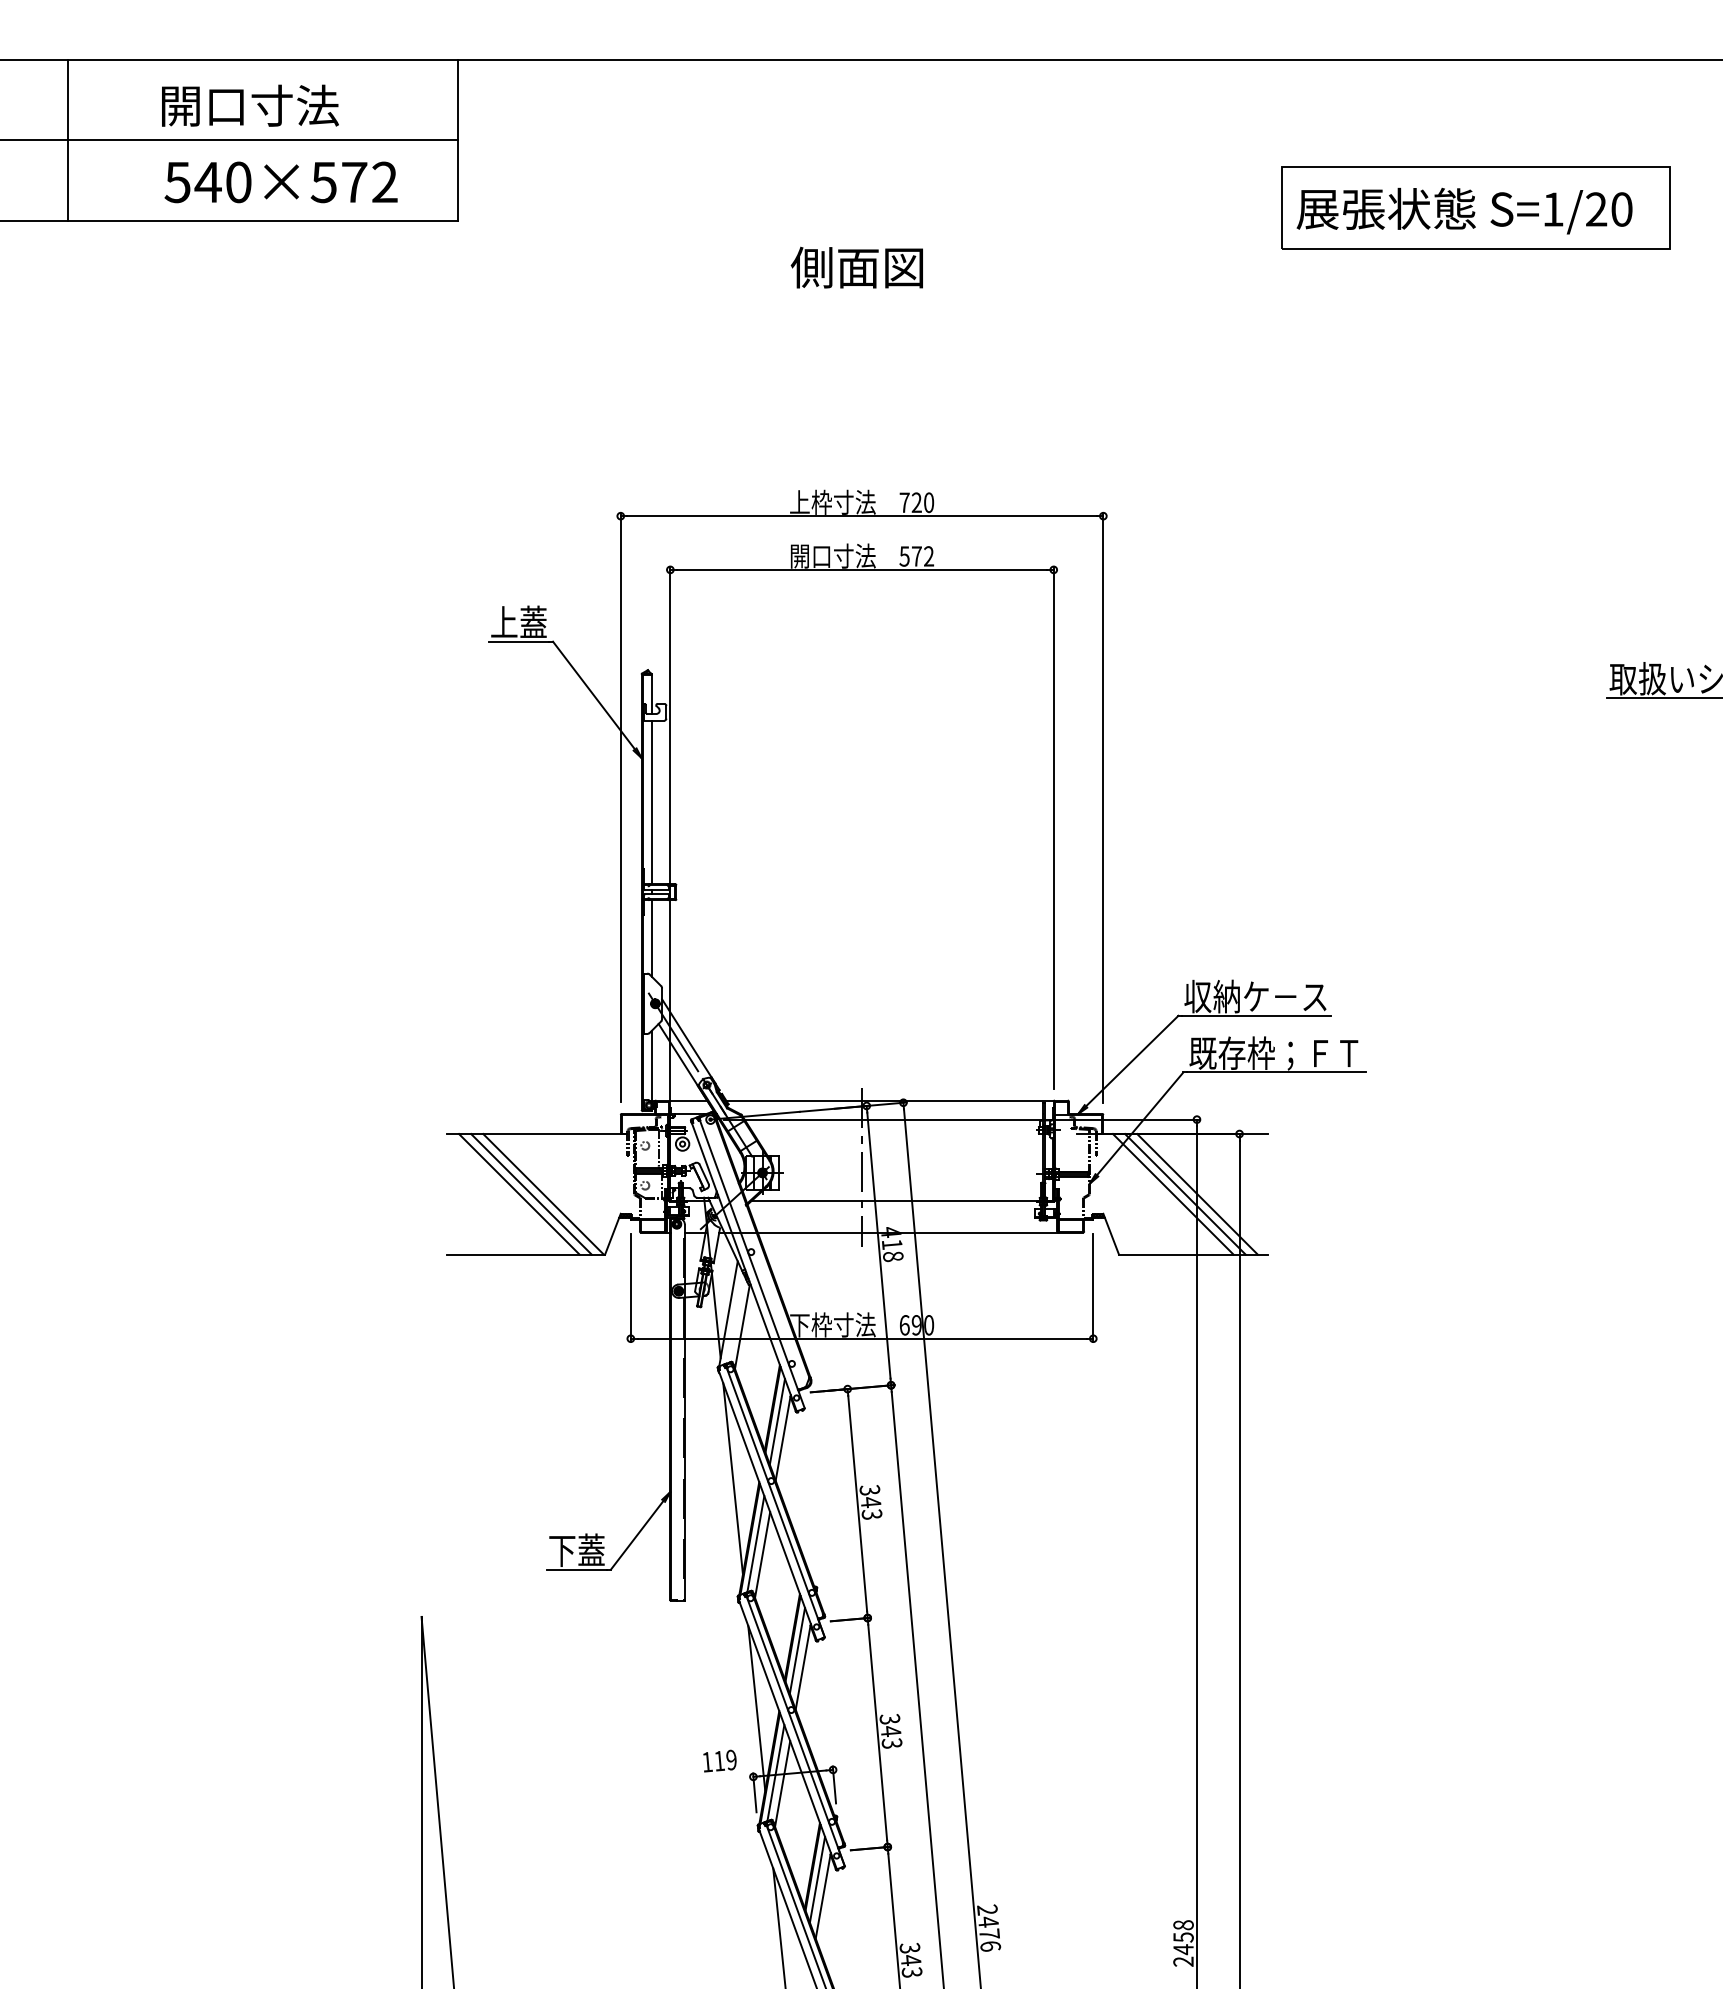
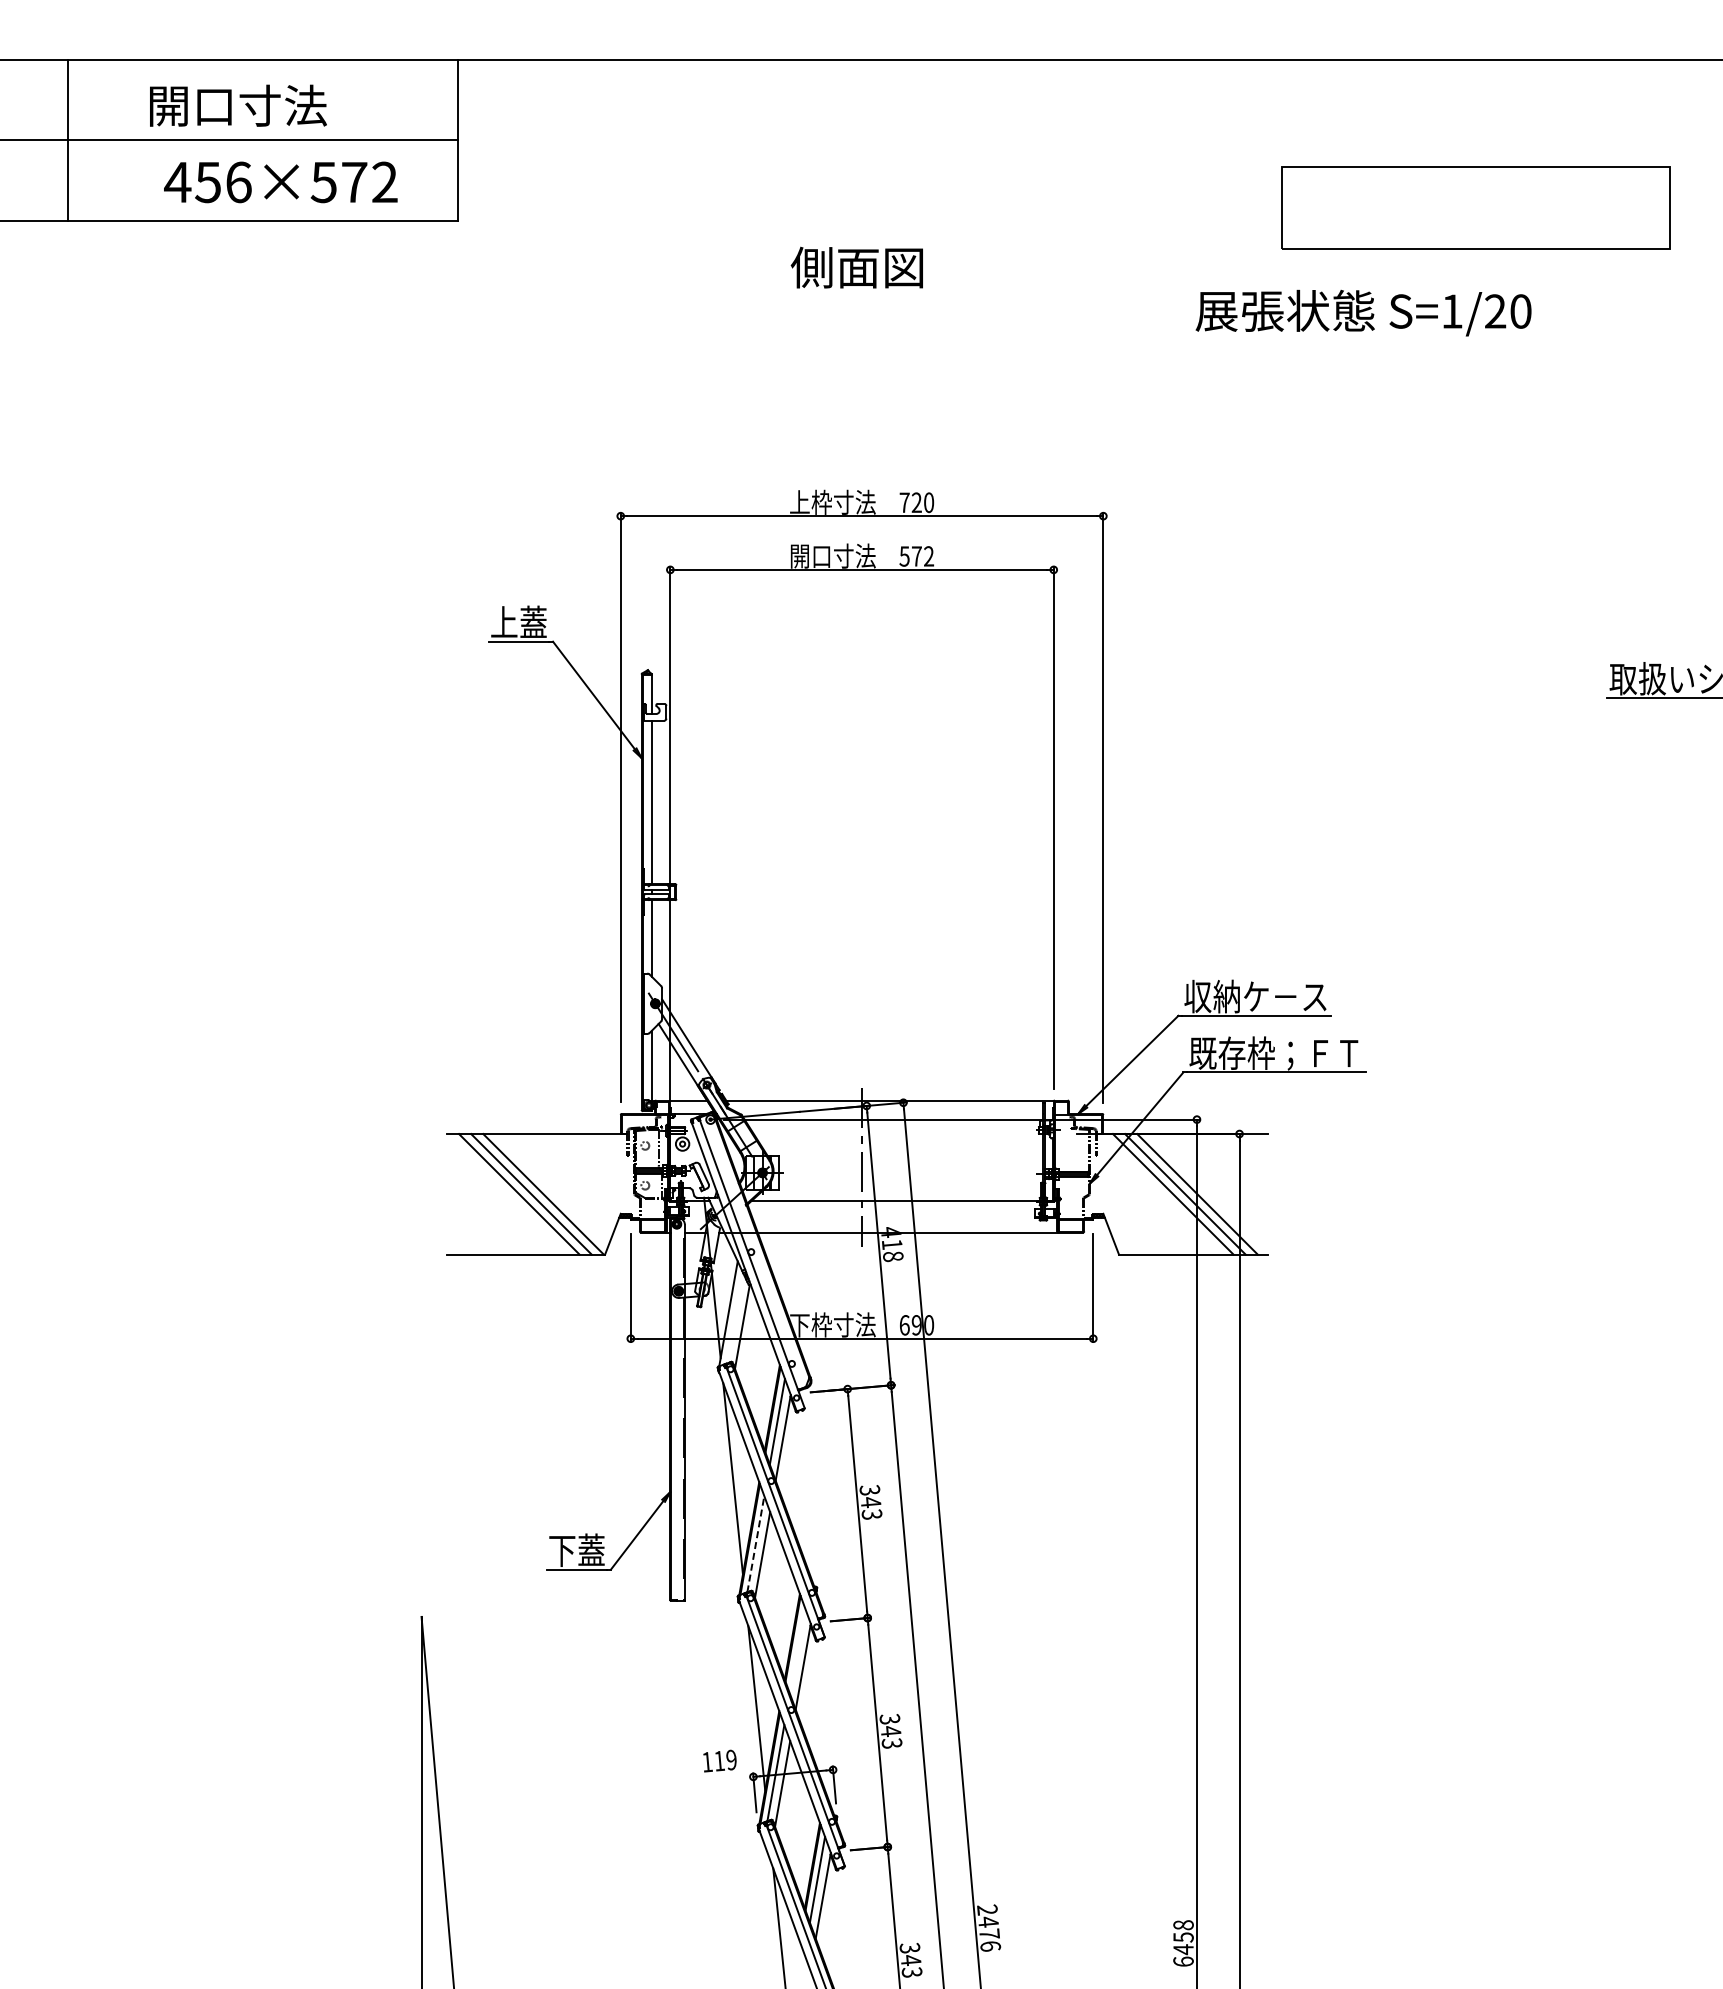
text position: (250, 105) -> (238, 105) (238, 105)
text: 540×572 -> 456×572 (207, 182)
text position: (1464, 210) -> (1363, 312) (1363, 312)
line: solid -> dashed (755, 1544)
line: present -> none (797, 1650)
text: 2458 -> 6458 (1183, 1961)
